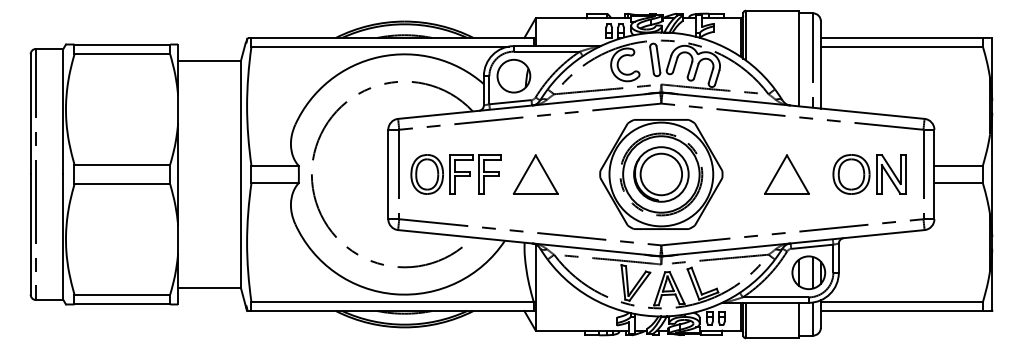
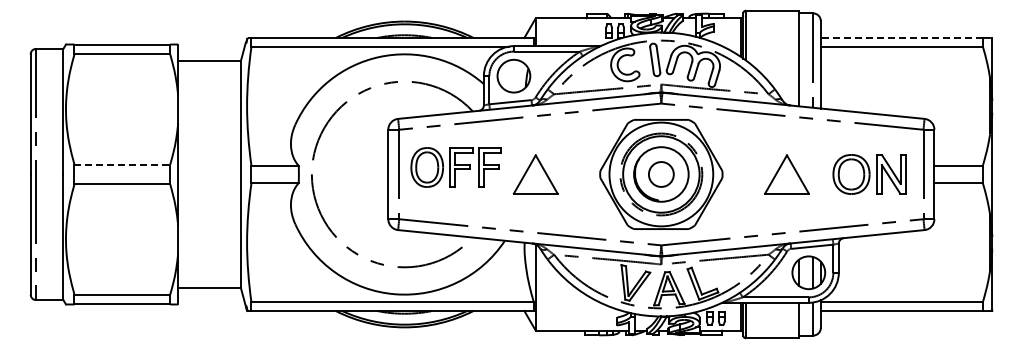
line: solid -> dashed (901, 37)
line: solid -> dashed (122, 164)
part position: (455, 174) -> (455, 167) (455, 167)
circle diameter: 42 px -> 25 px (660, 174)
